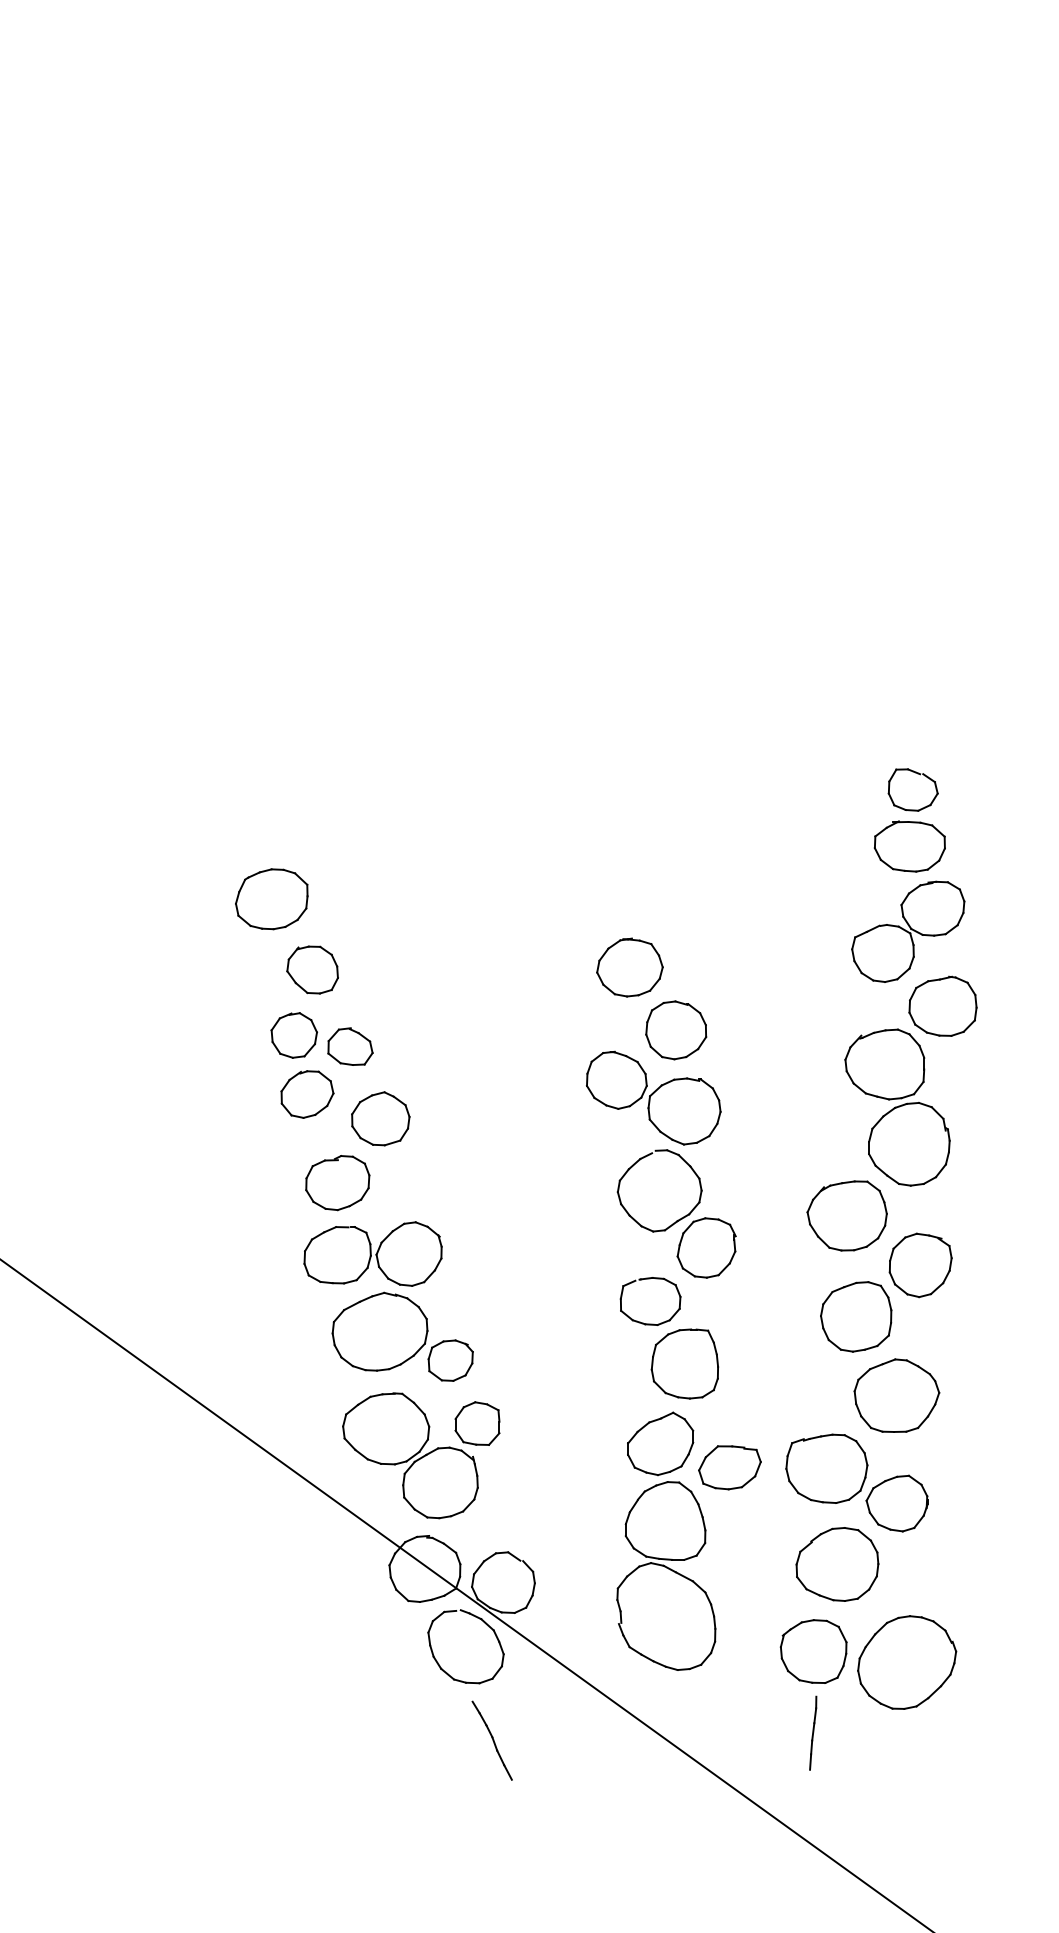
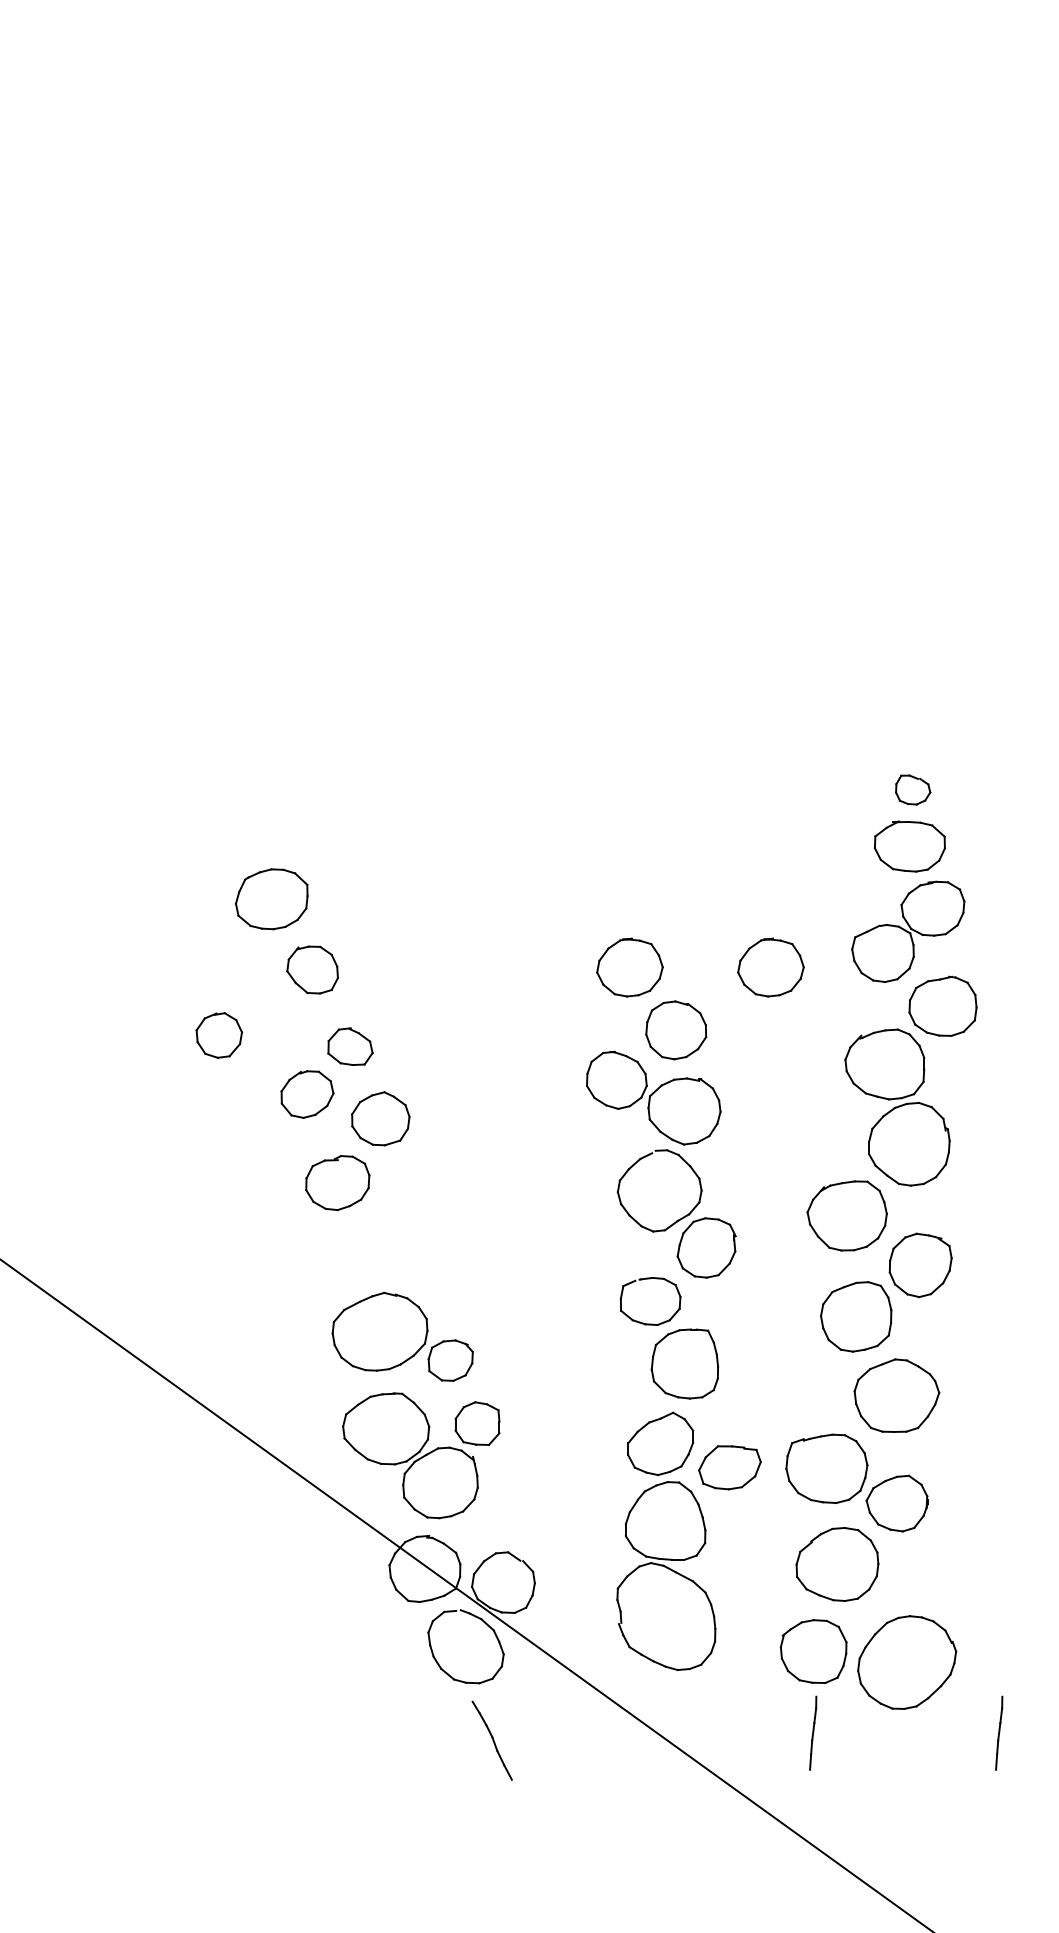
part size: 52x44 px -> 37x32 px (913, 789)
part: none -> present (770, 967)
part position: (294, 1035) -> (219, 1035) (219, 1035)
part: present -> none (372, 1253)
line: none -> present (999, 1732)
